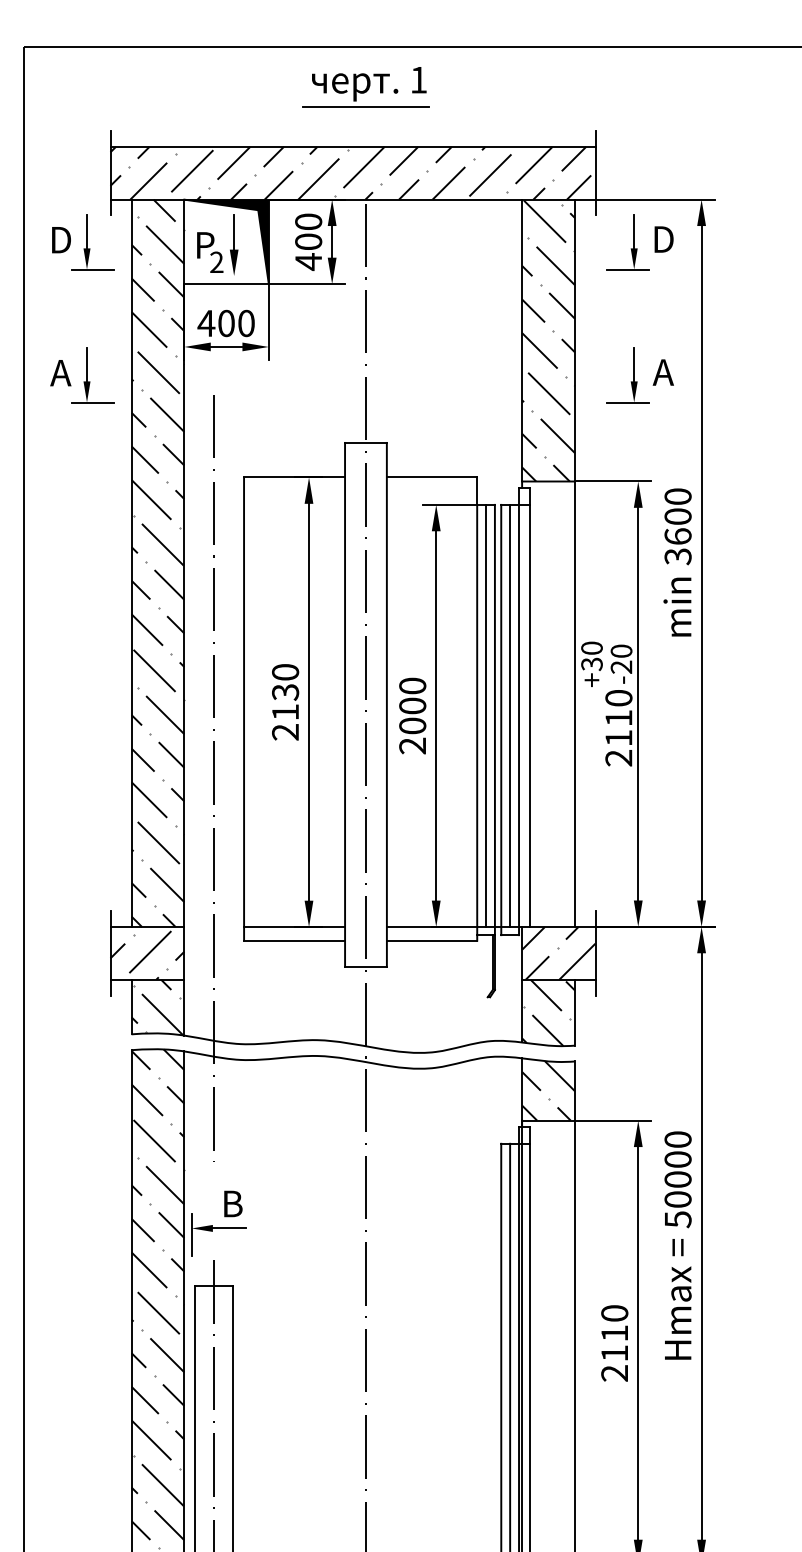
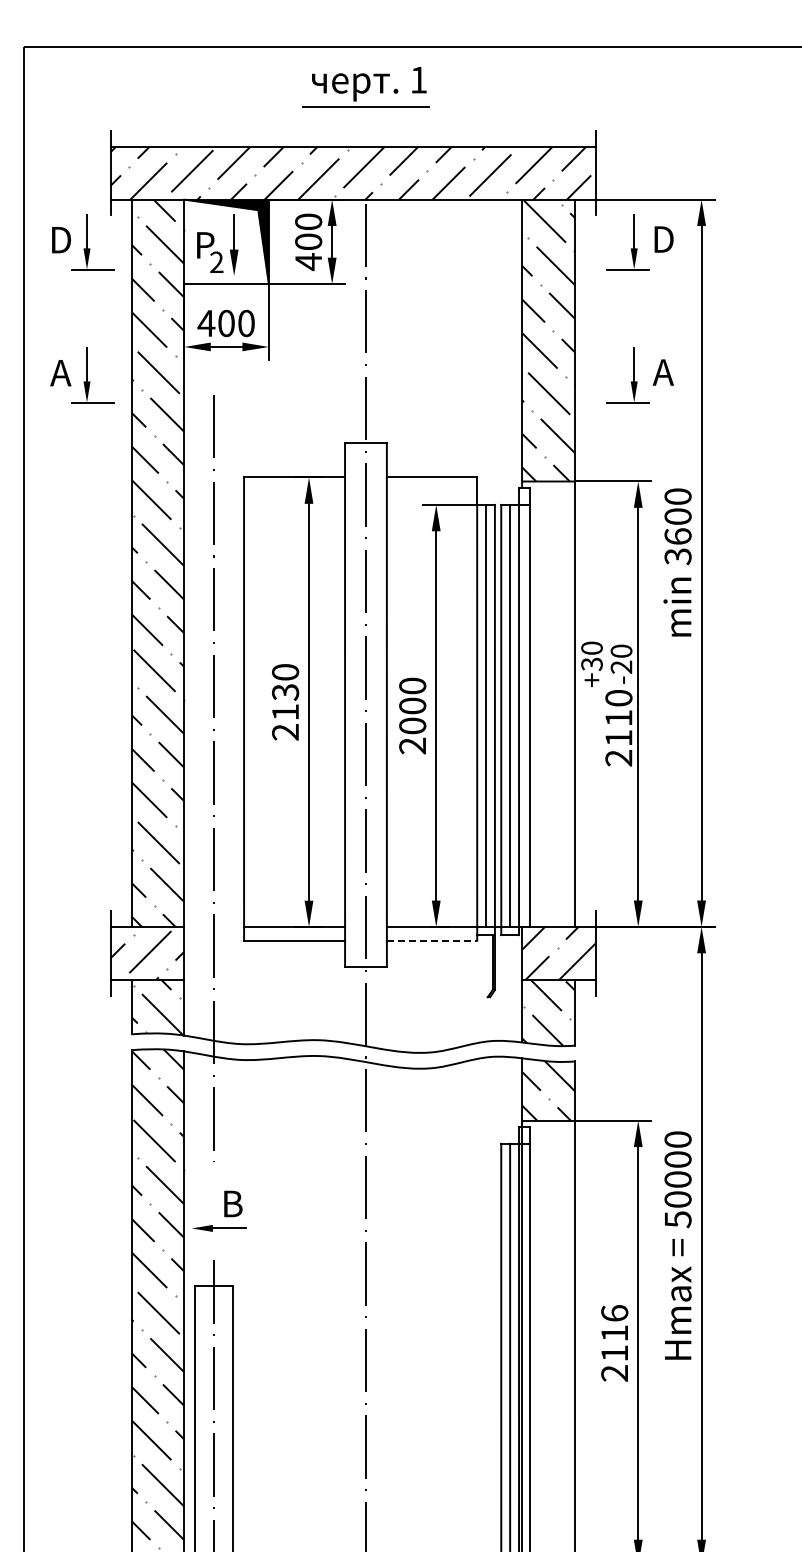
line: solid -> dashed (432, 940)
line: present -> none (191, 1234)
text: 2110 -> 2116 (614, 1313)
